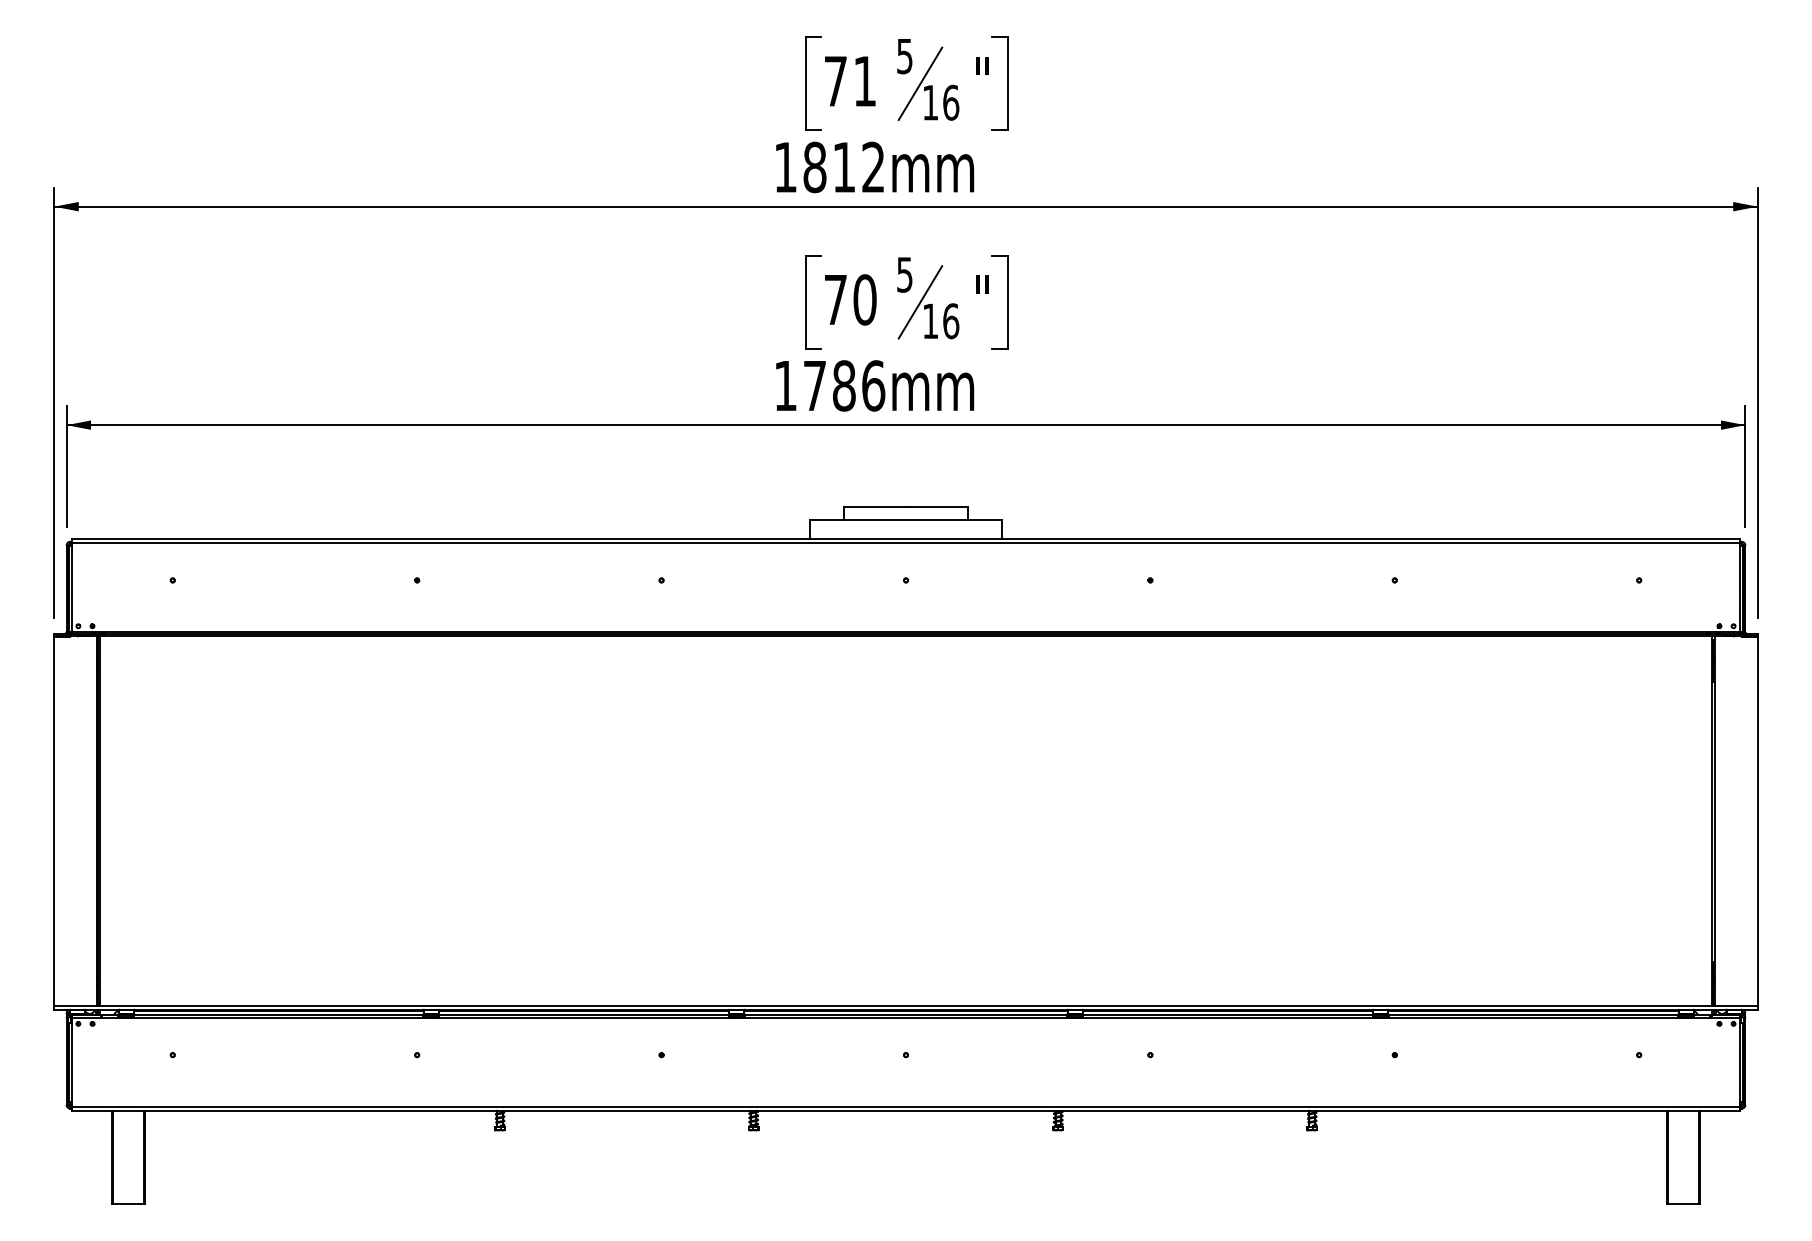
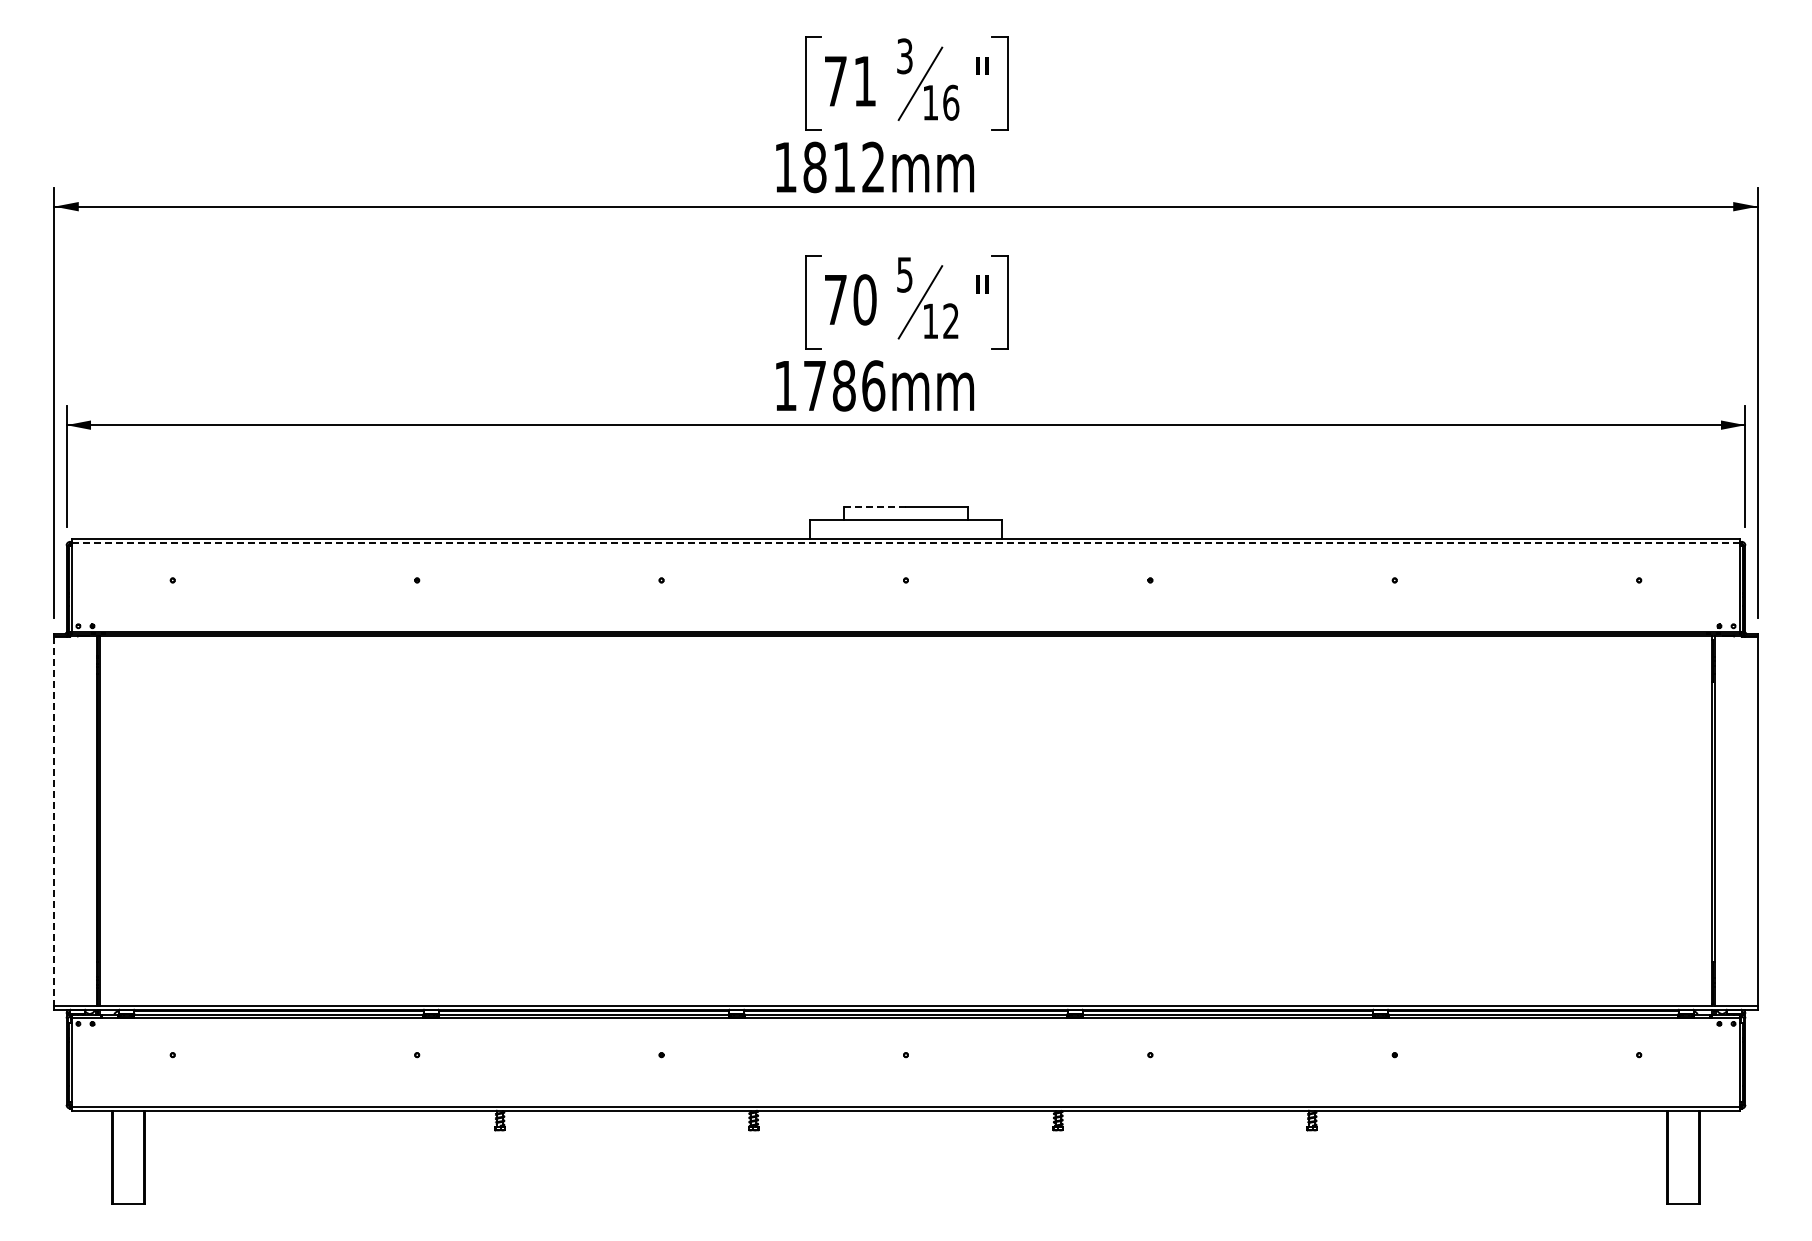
text: 5 -> 3 (905, 55)
text: 16 -> 12 (951, 321)
line: solid -> dashed (875, 507)
line: solid -> dashed (906, 543)
line: solid -> dashed (54, 821)
